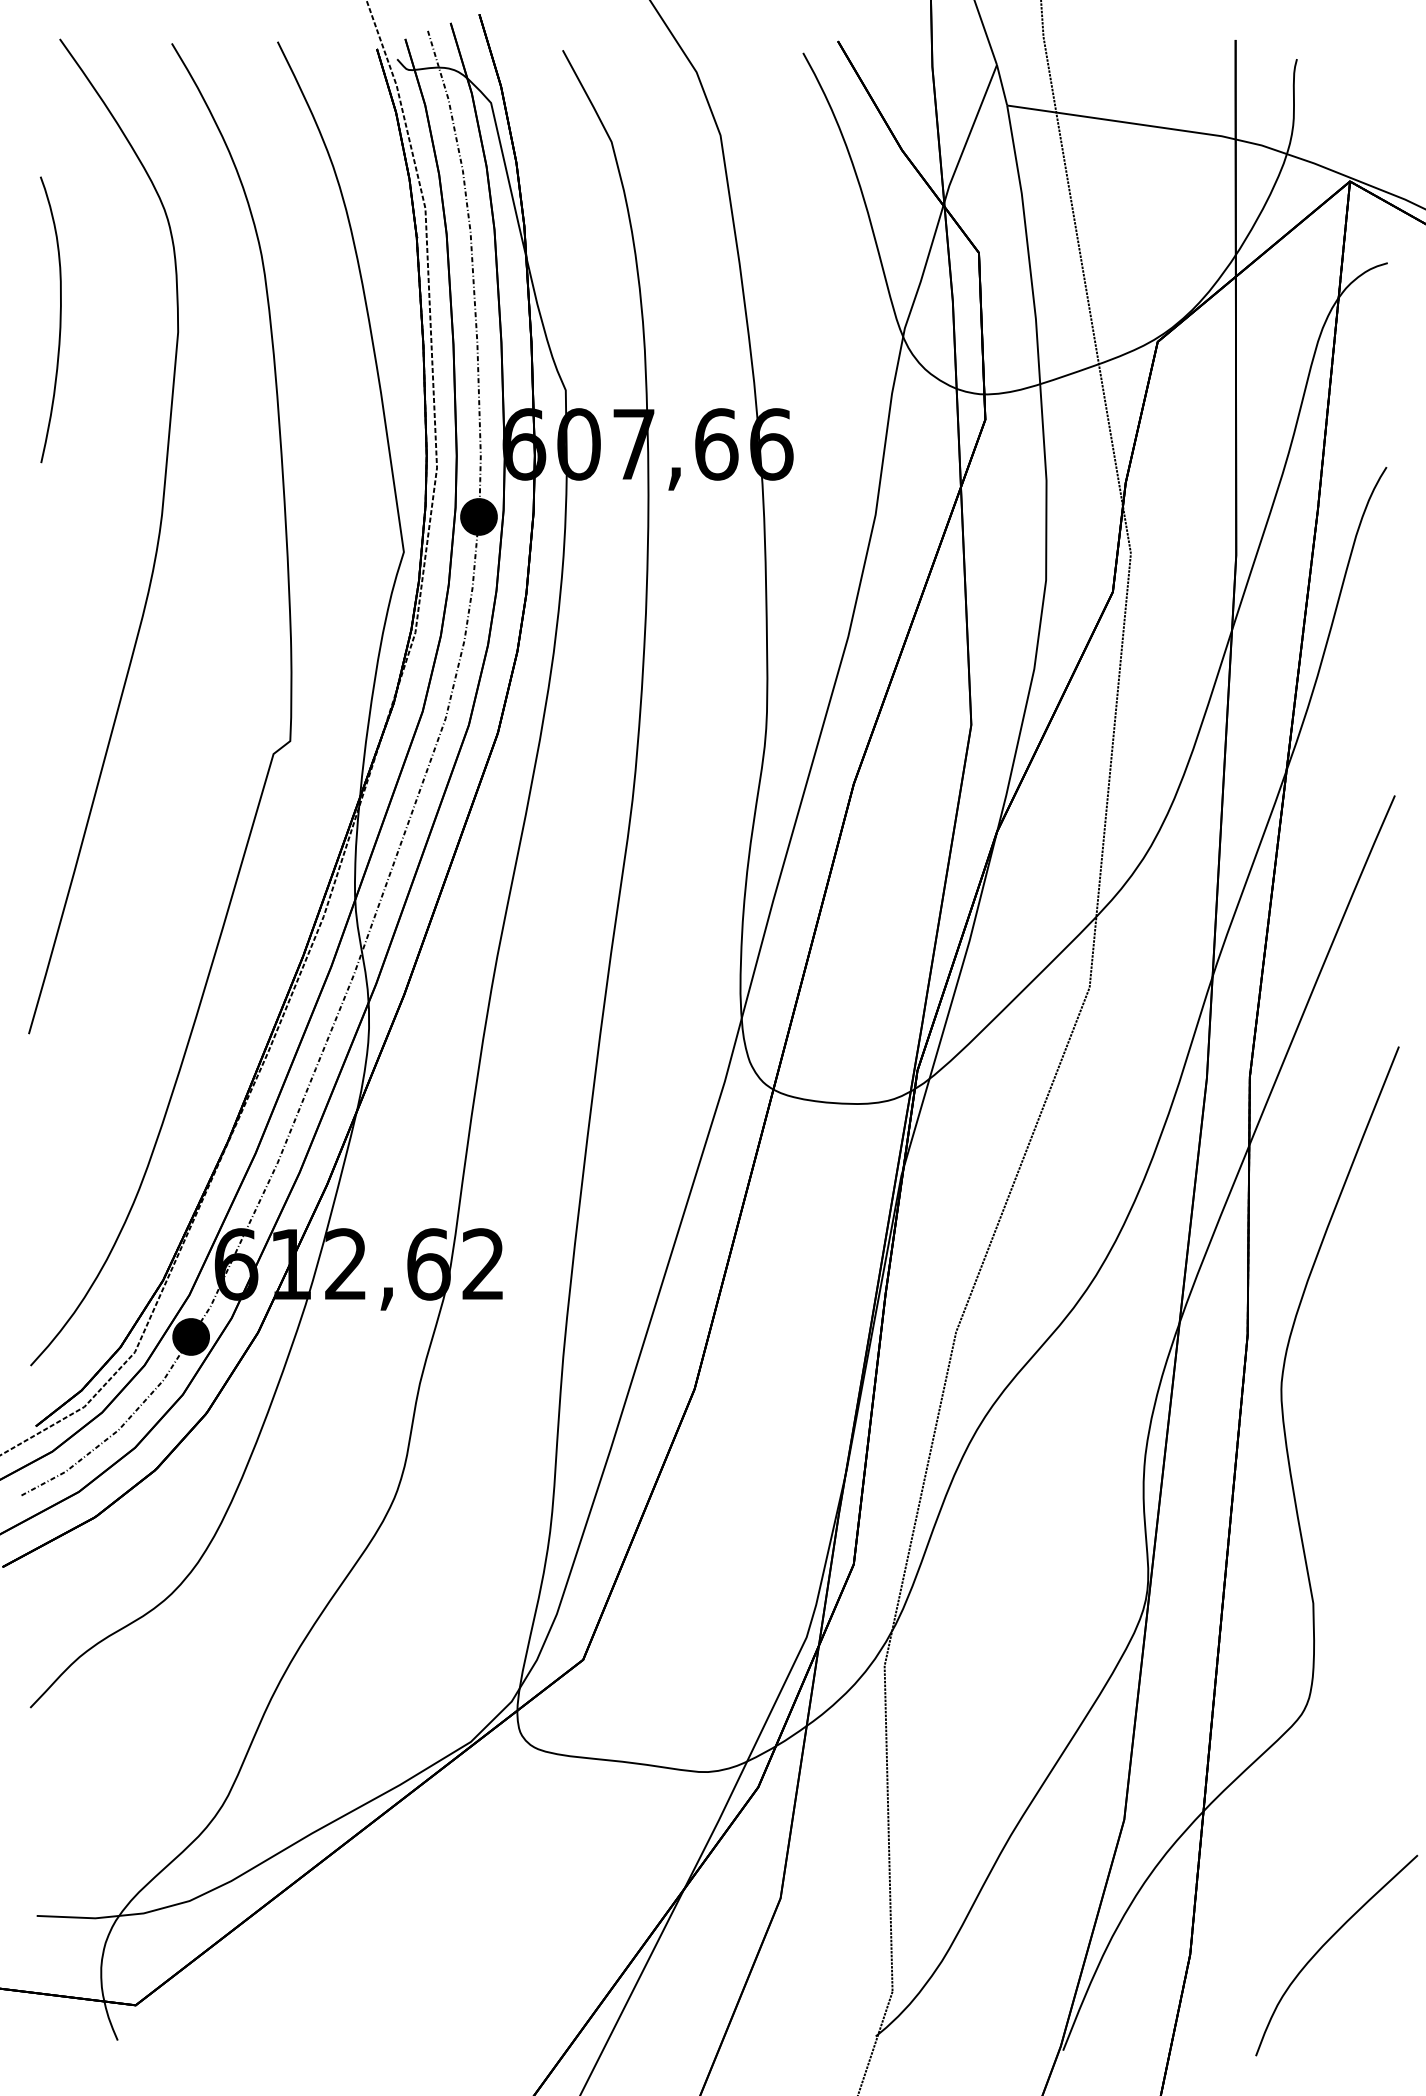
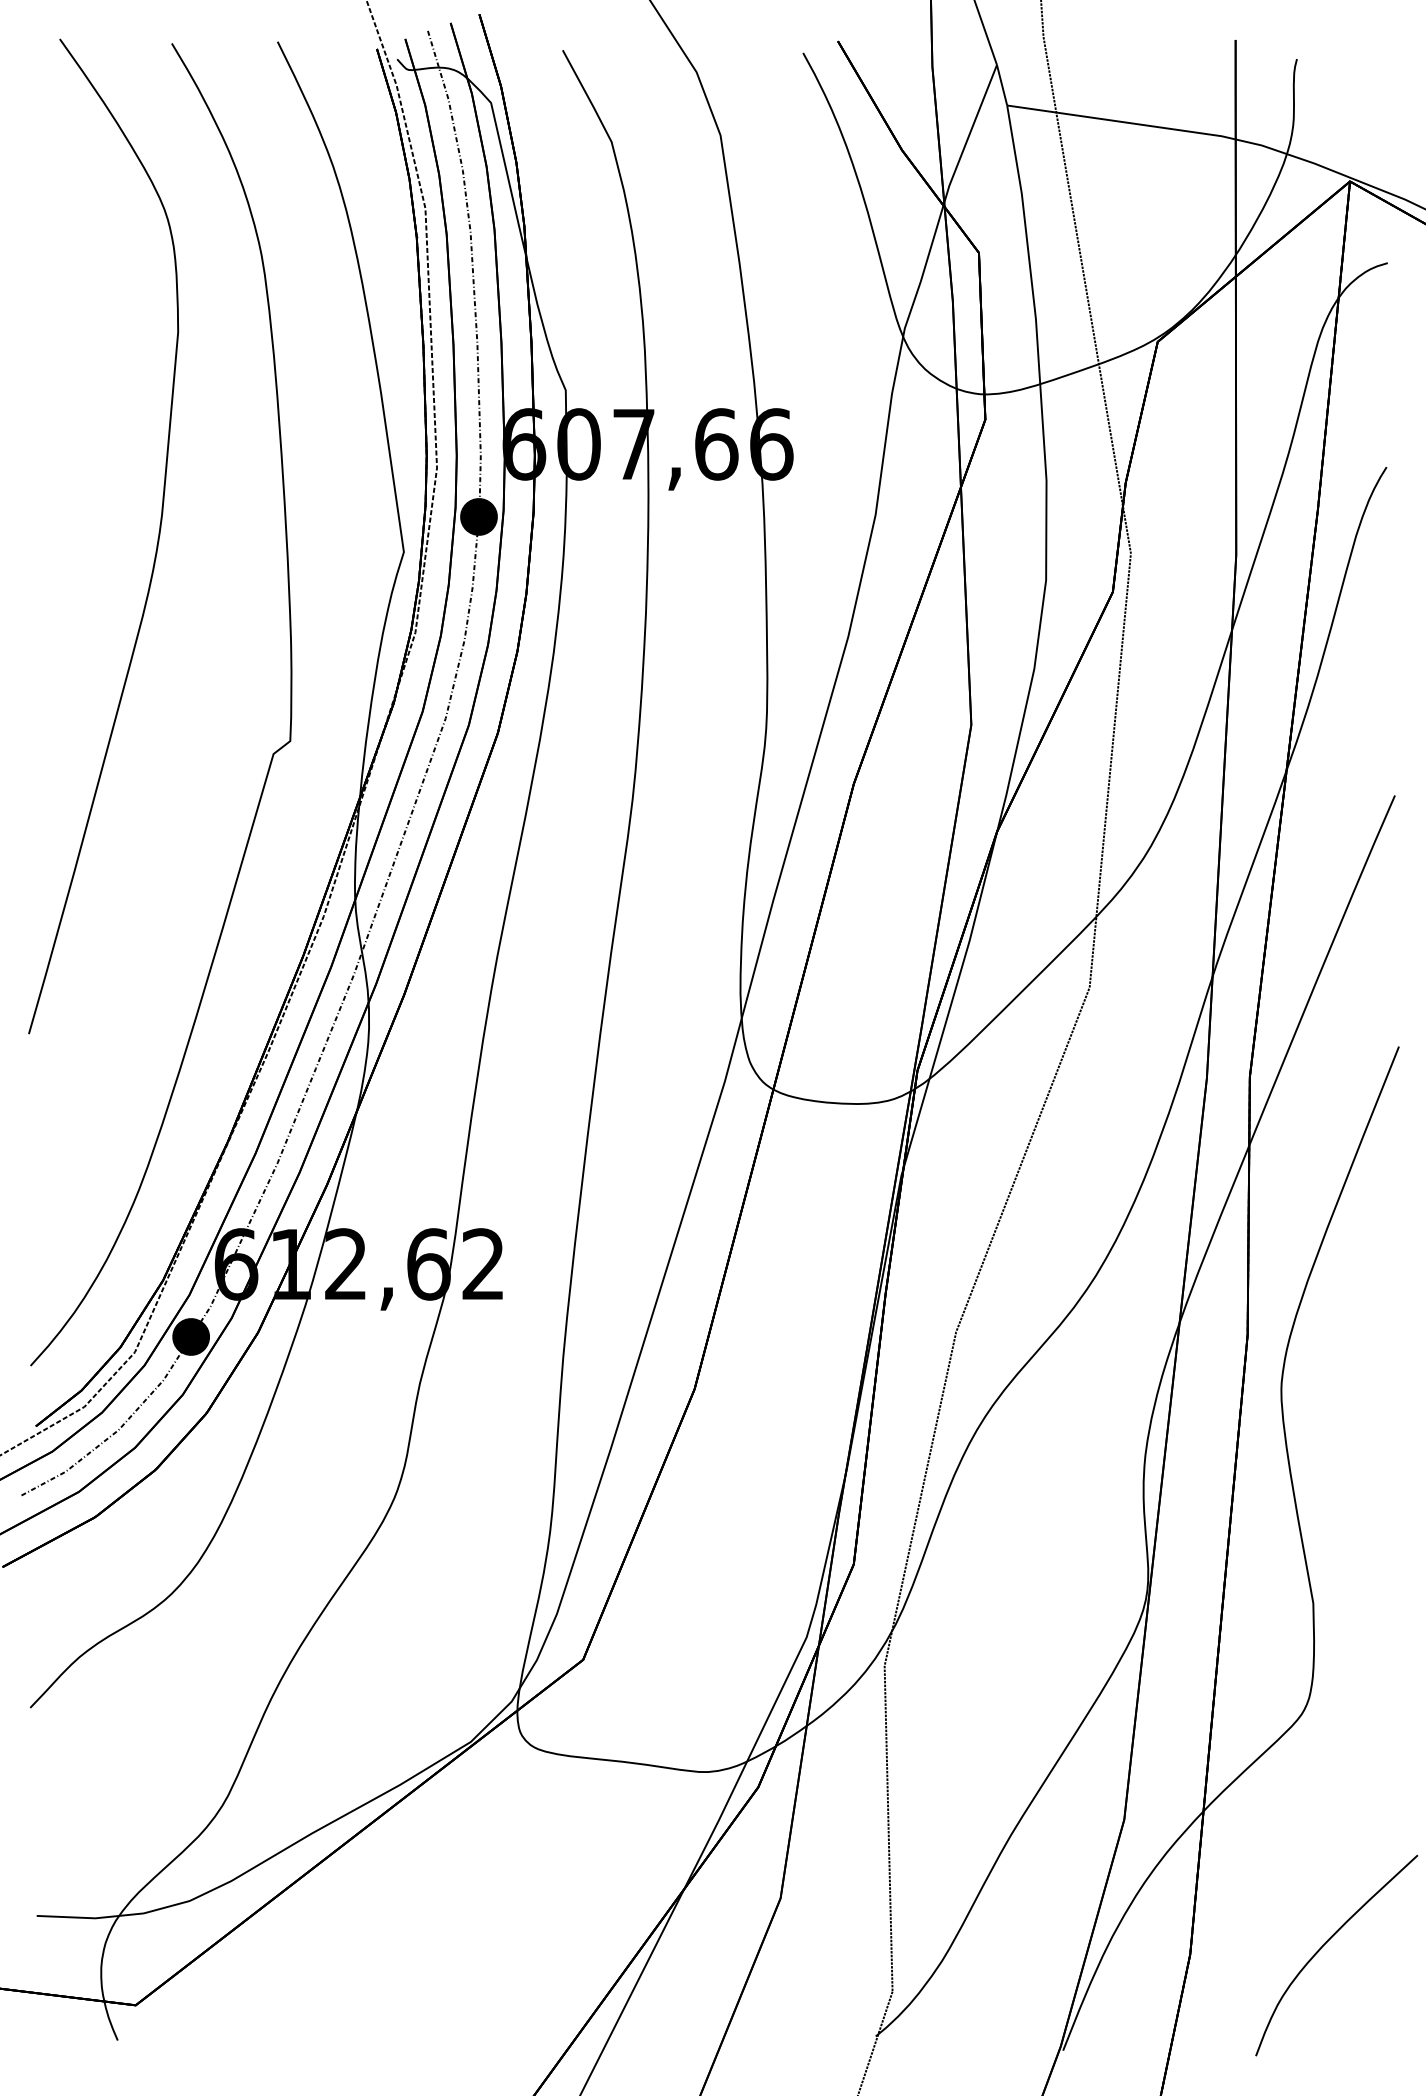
part: present -> none (59, 319)
